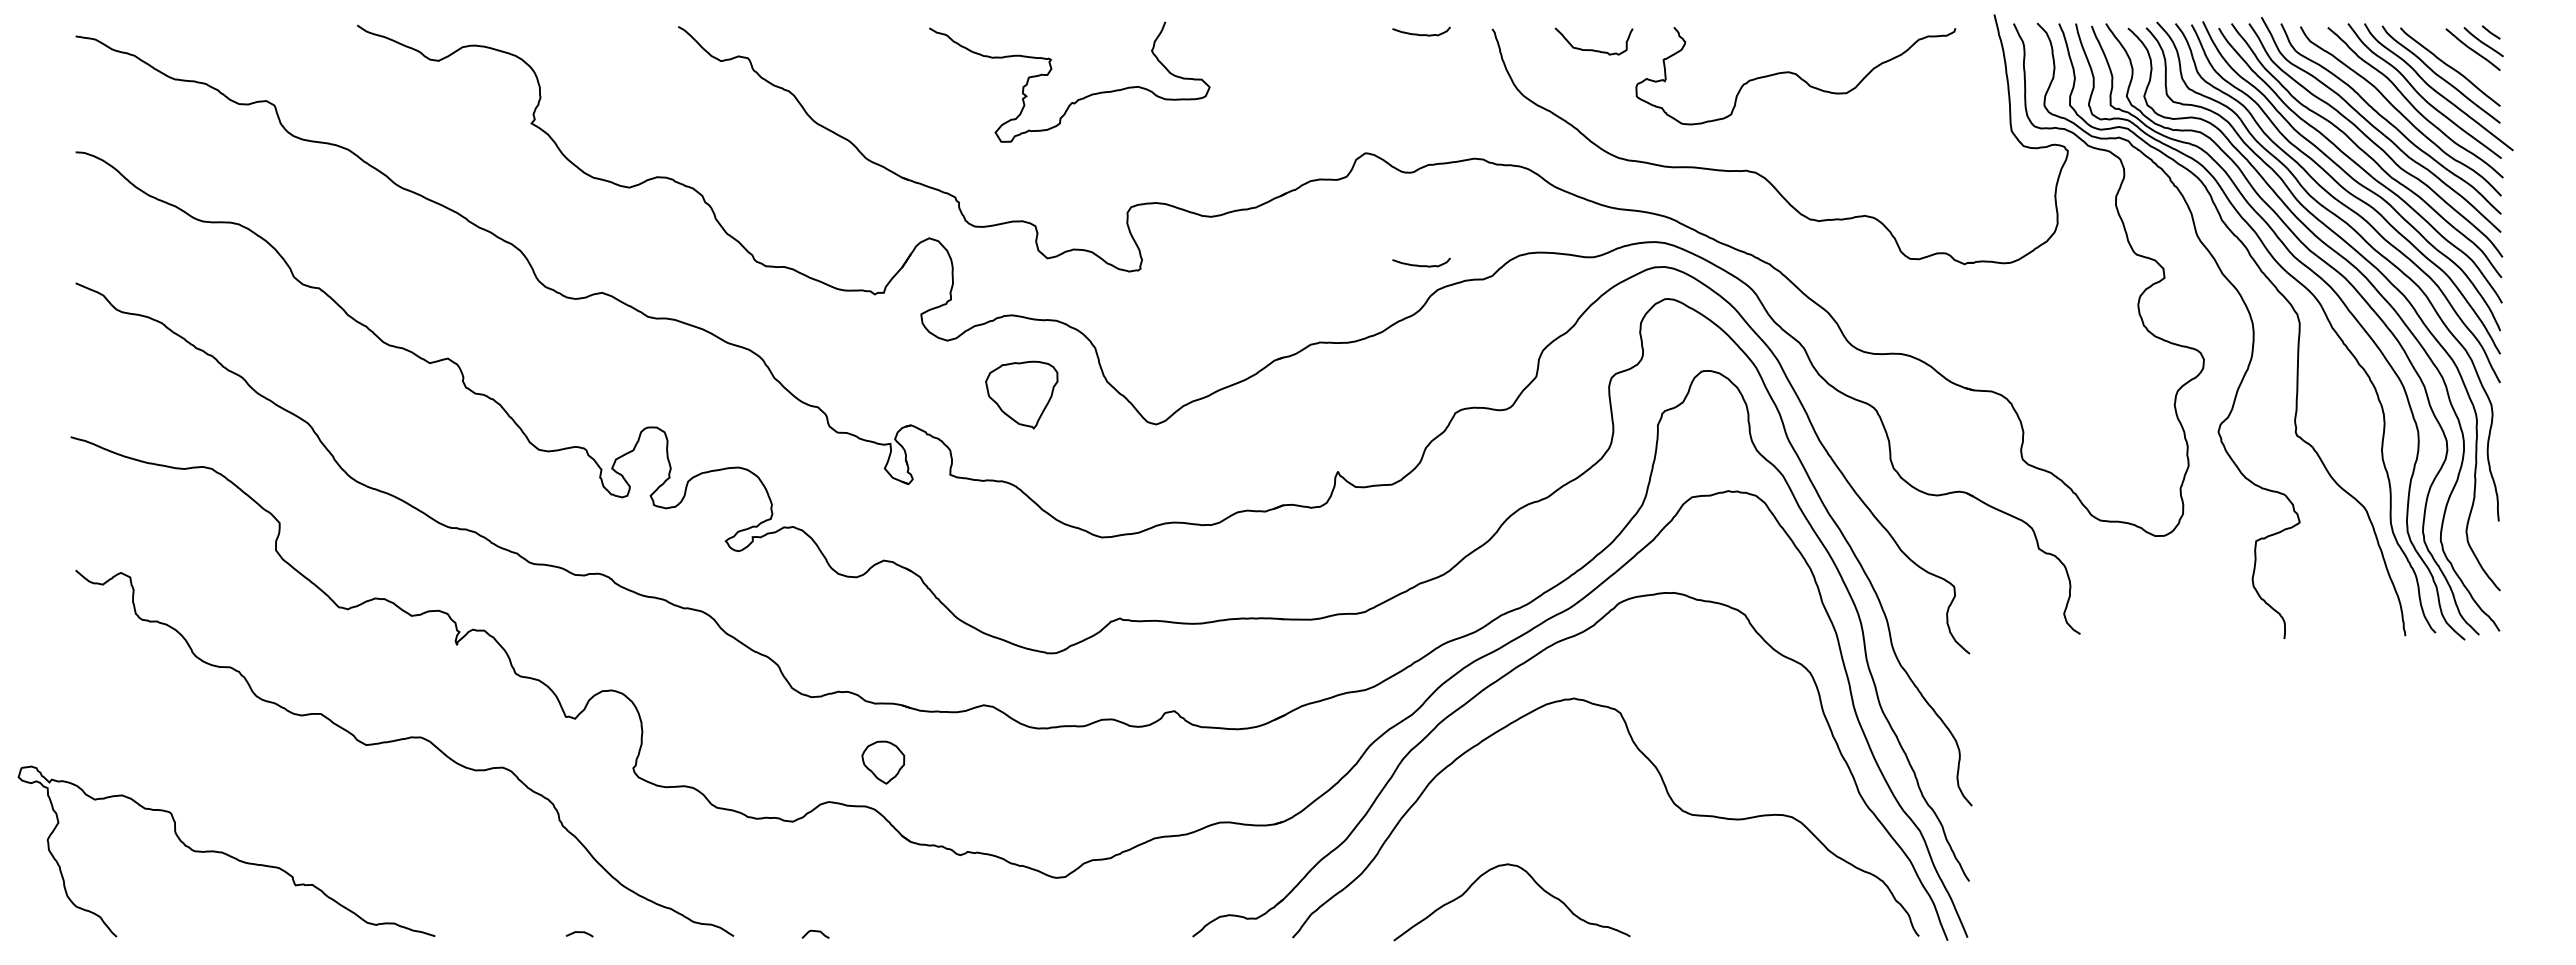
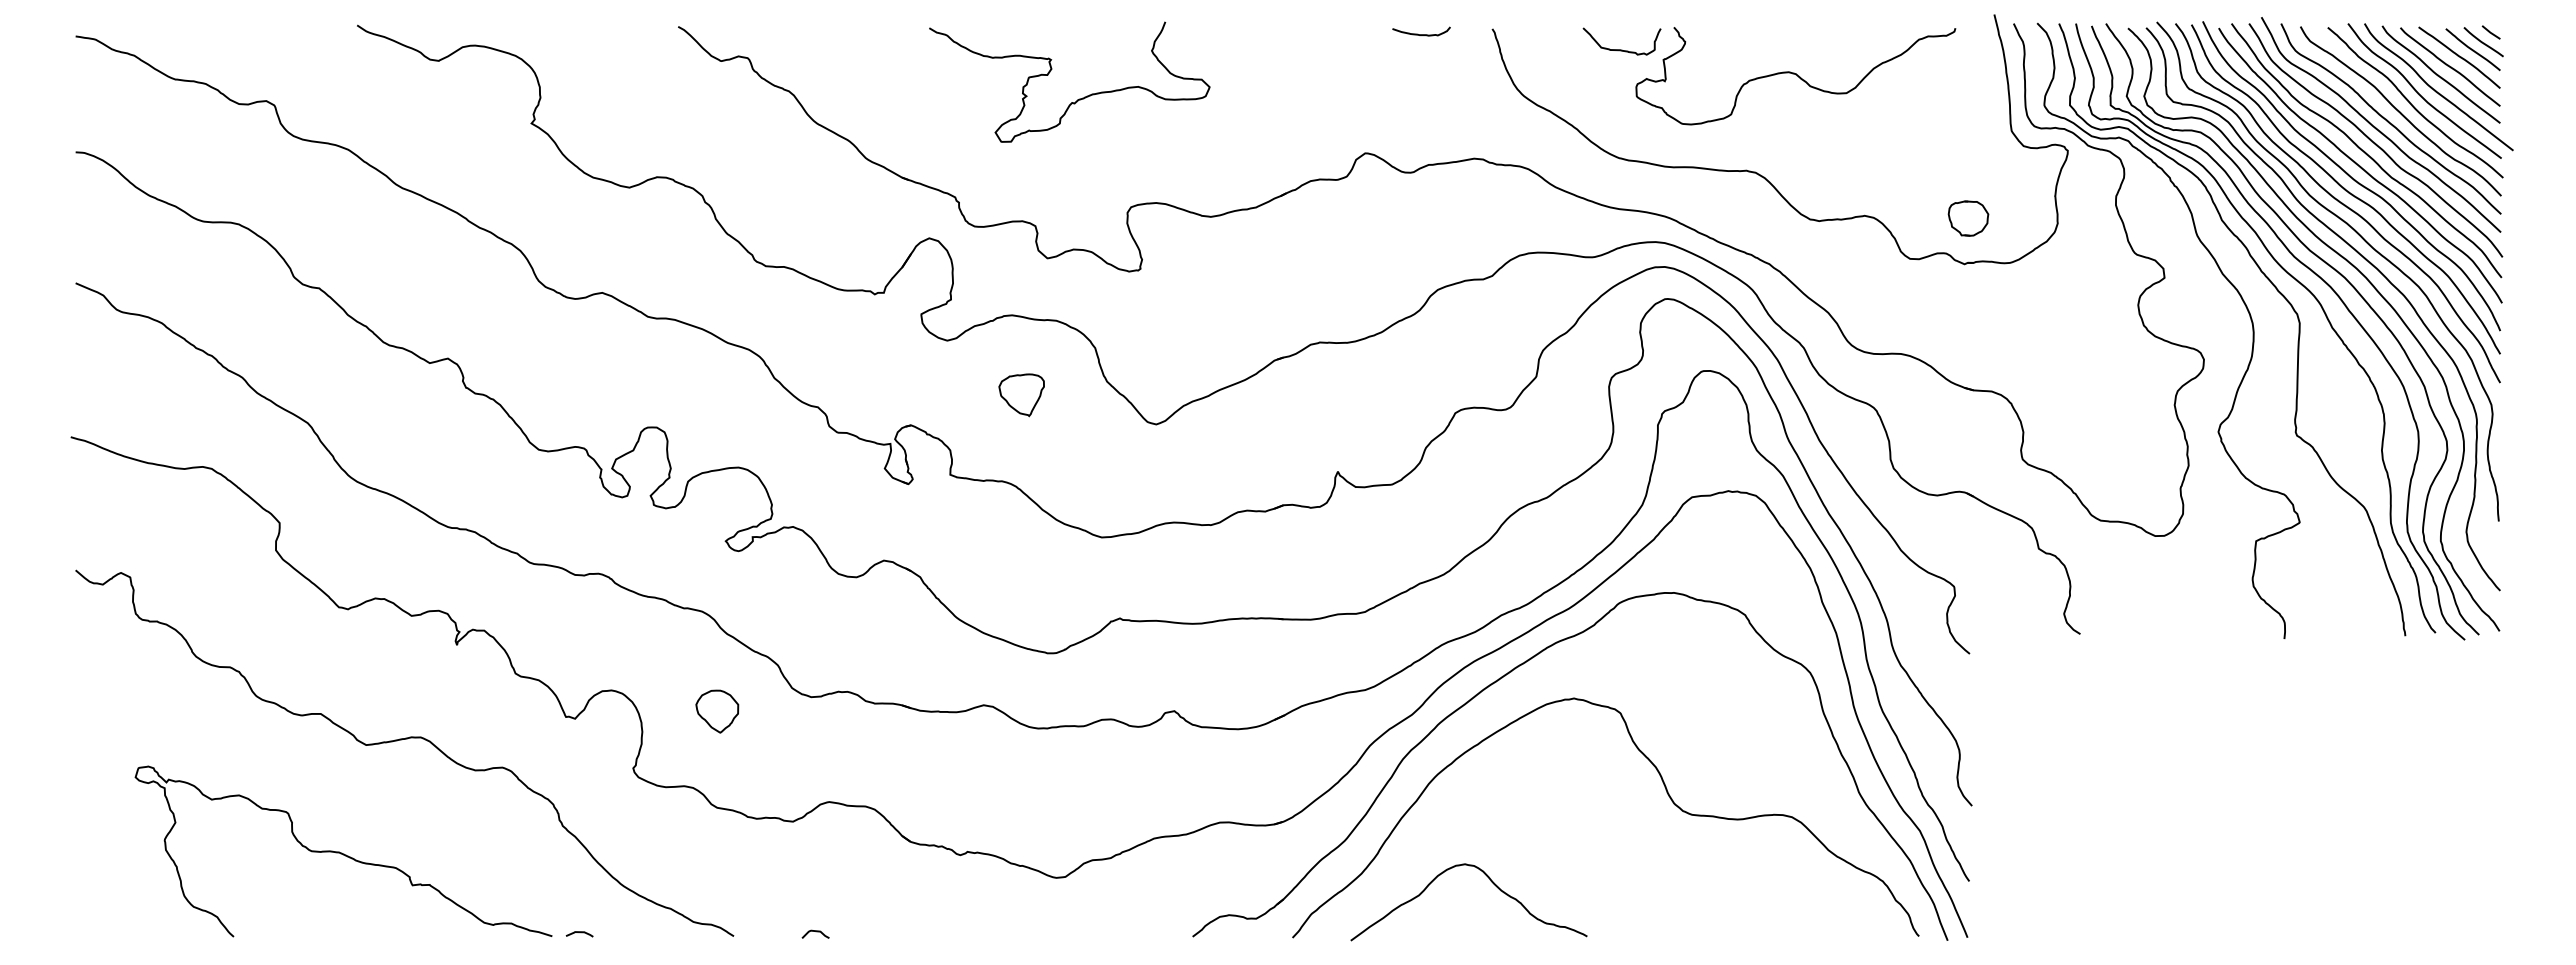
curve position: (1593, 49) -> (1621, 49) (1621, 49)
curve: none -> present (2459, 57)
part: none -> present (1968, 218)
curve: present -> none (1421, 265)
part size: 74x70 px -> 47x45 px (1021, 395)
part position: (883, 762) -> (717, 711) (717, 711)
curve position: (226, 853) -> (343, 853) (343, 853)
curve position: (1533, 881) -> (1490, 881) (1490, 881)
